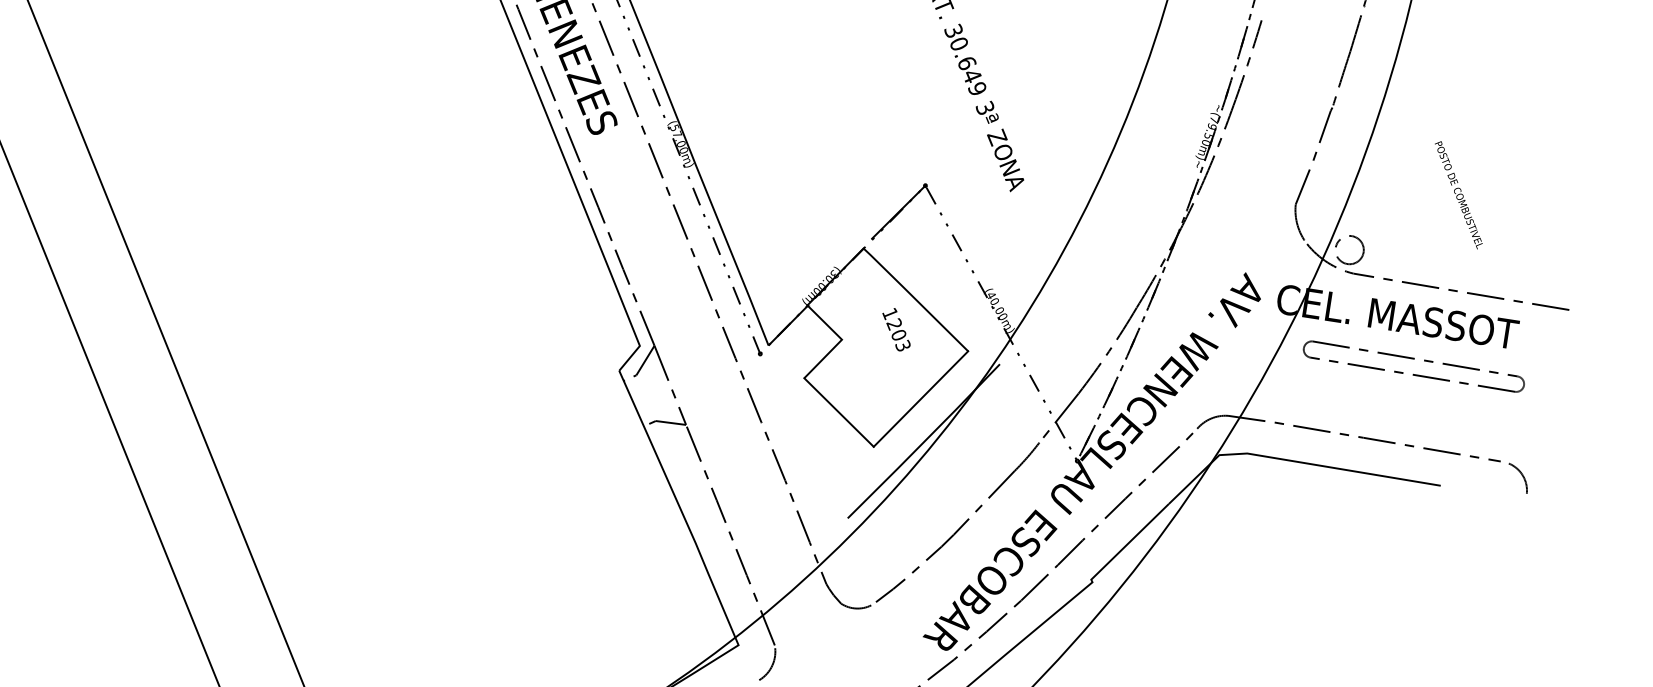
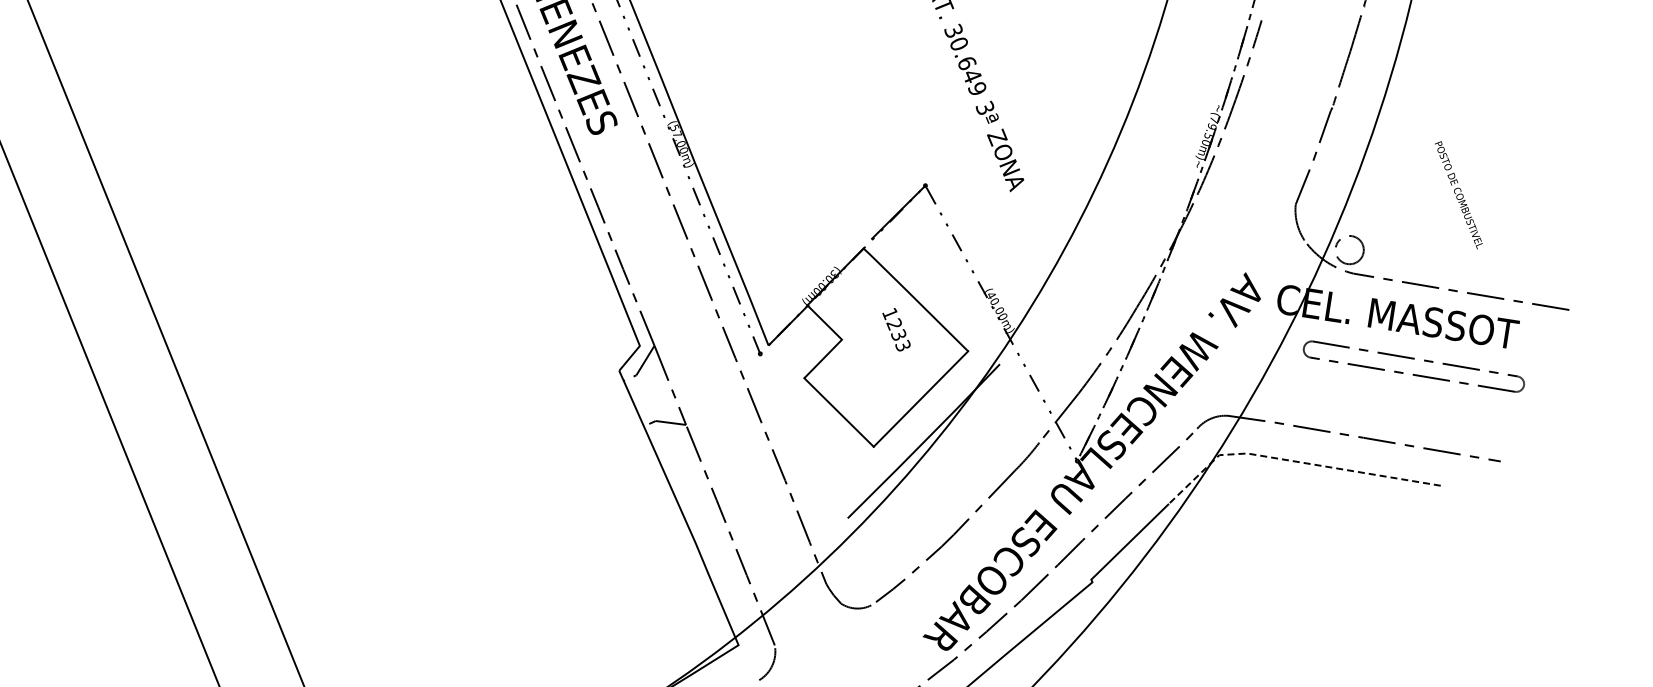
text: 1203 -> 1233 (898, 334)
line: solid -> dashed (1294, 461)
arc: present -> none (1521, 475)
